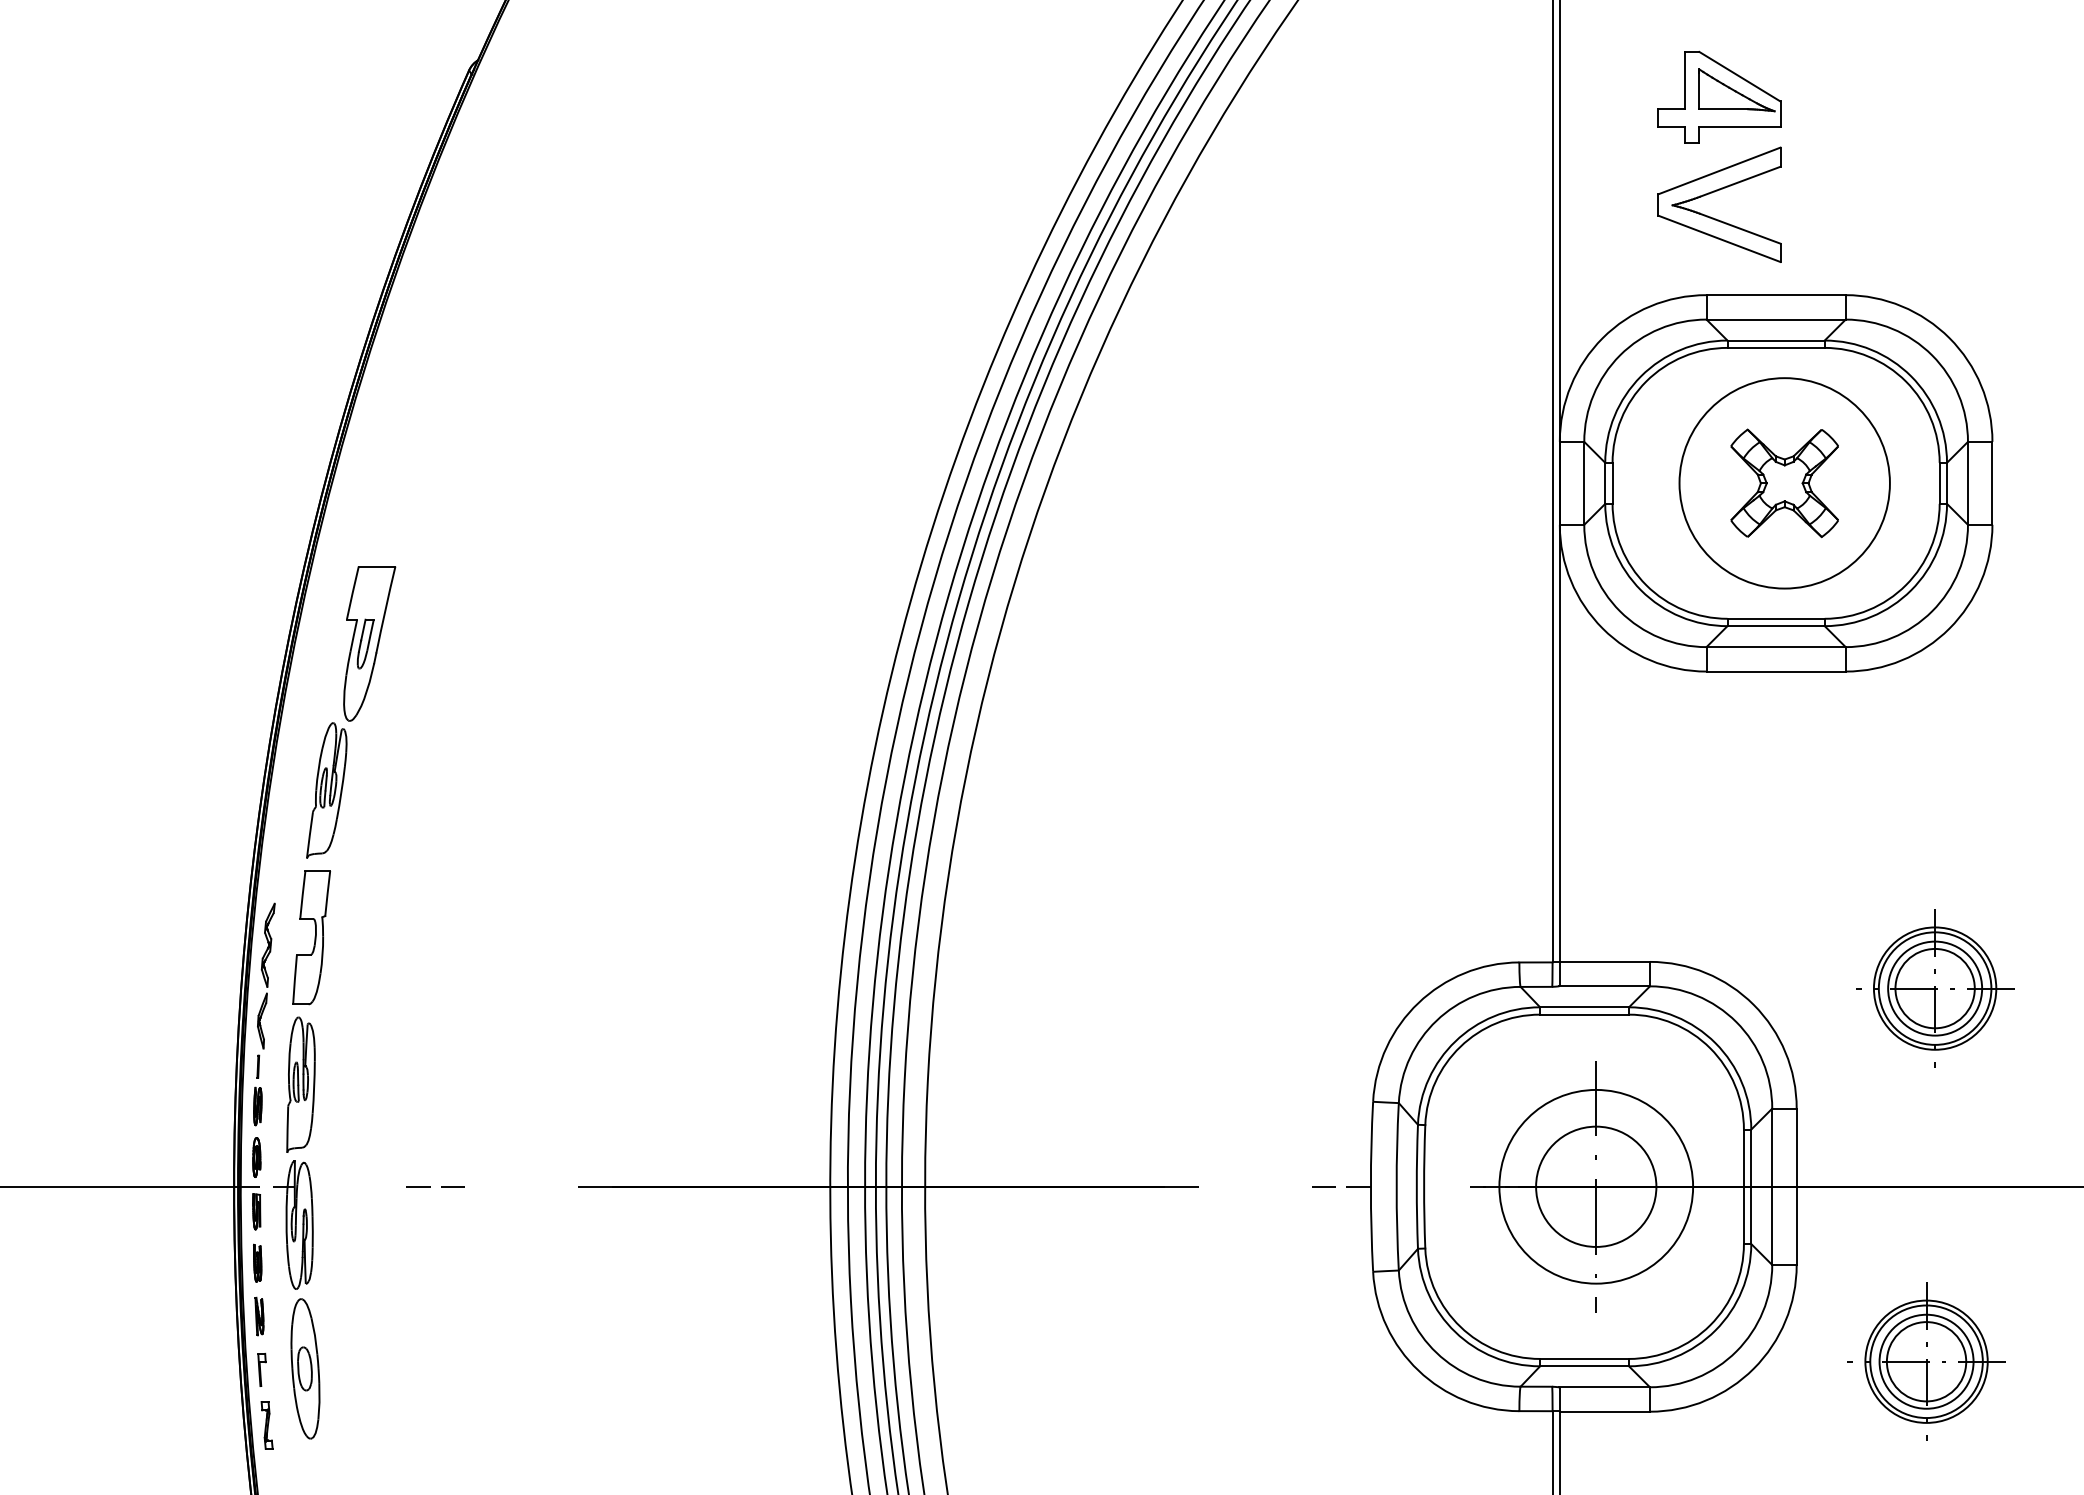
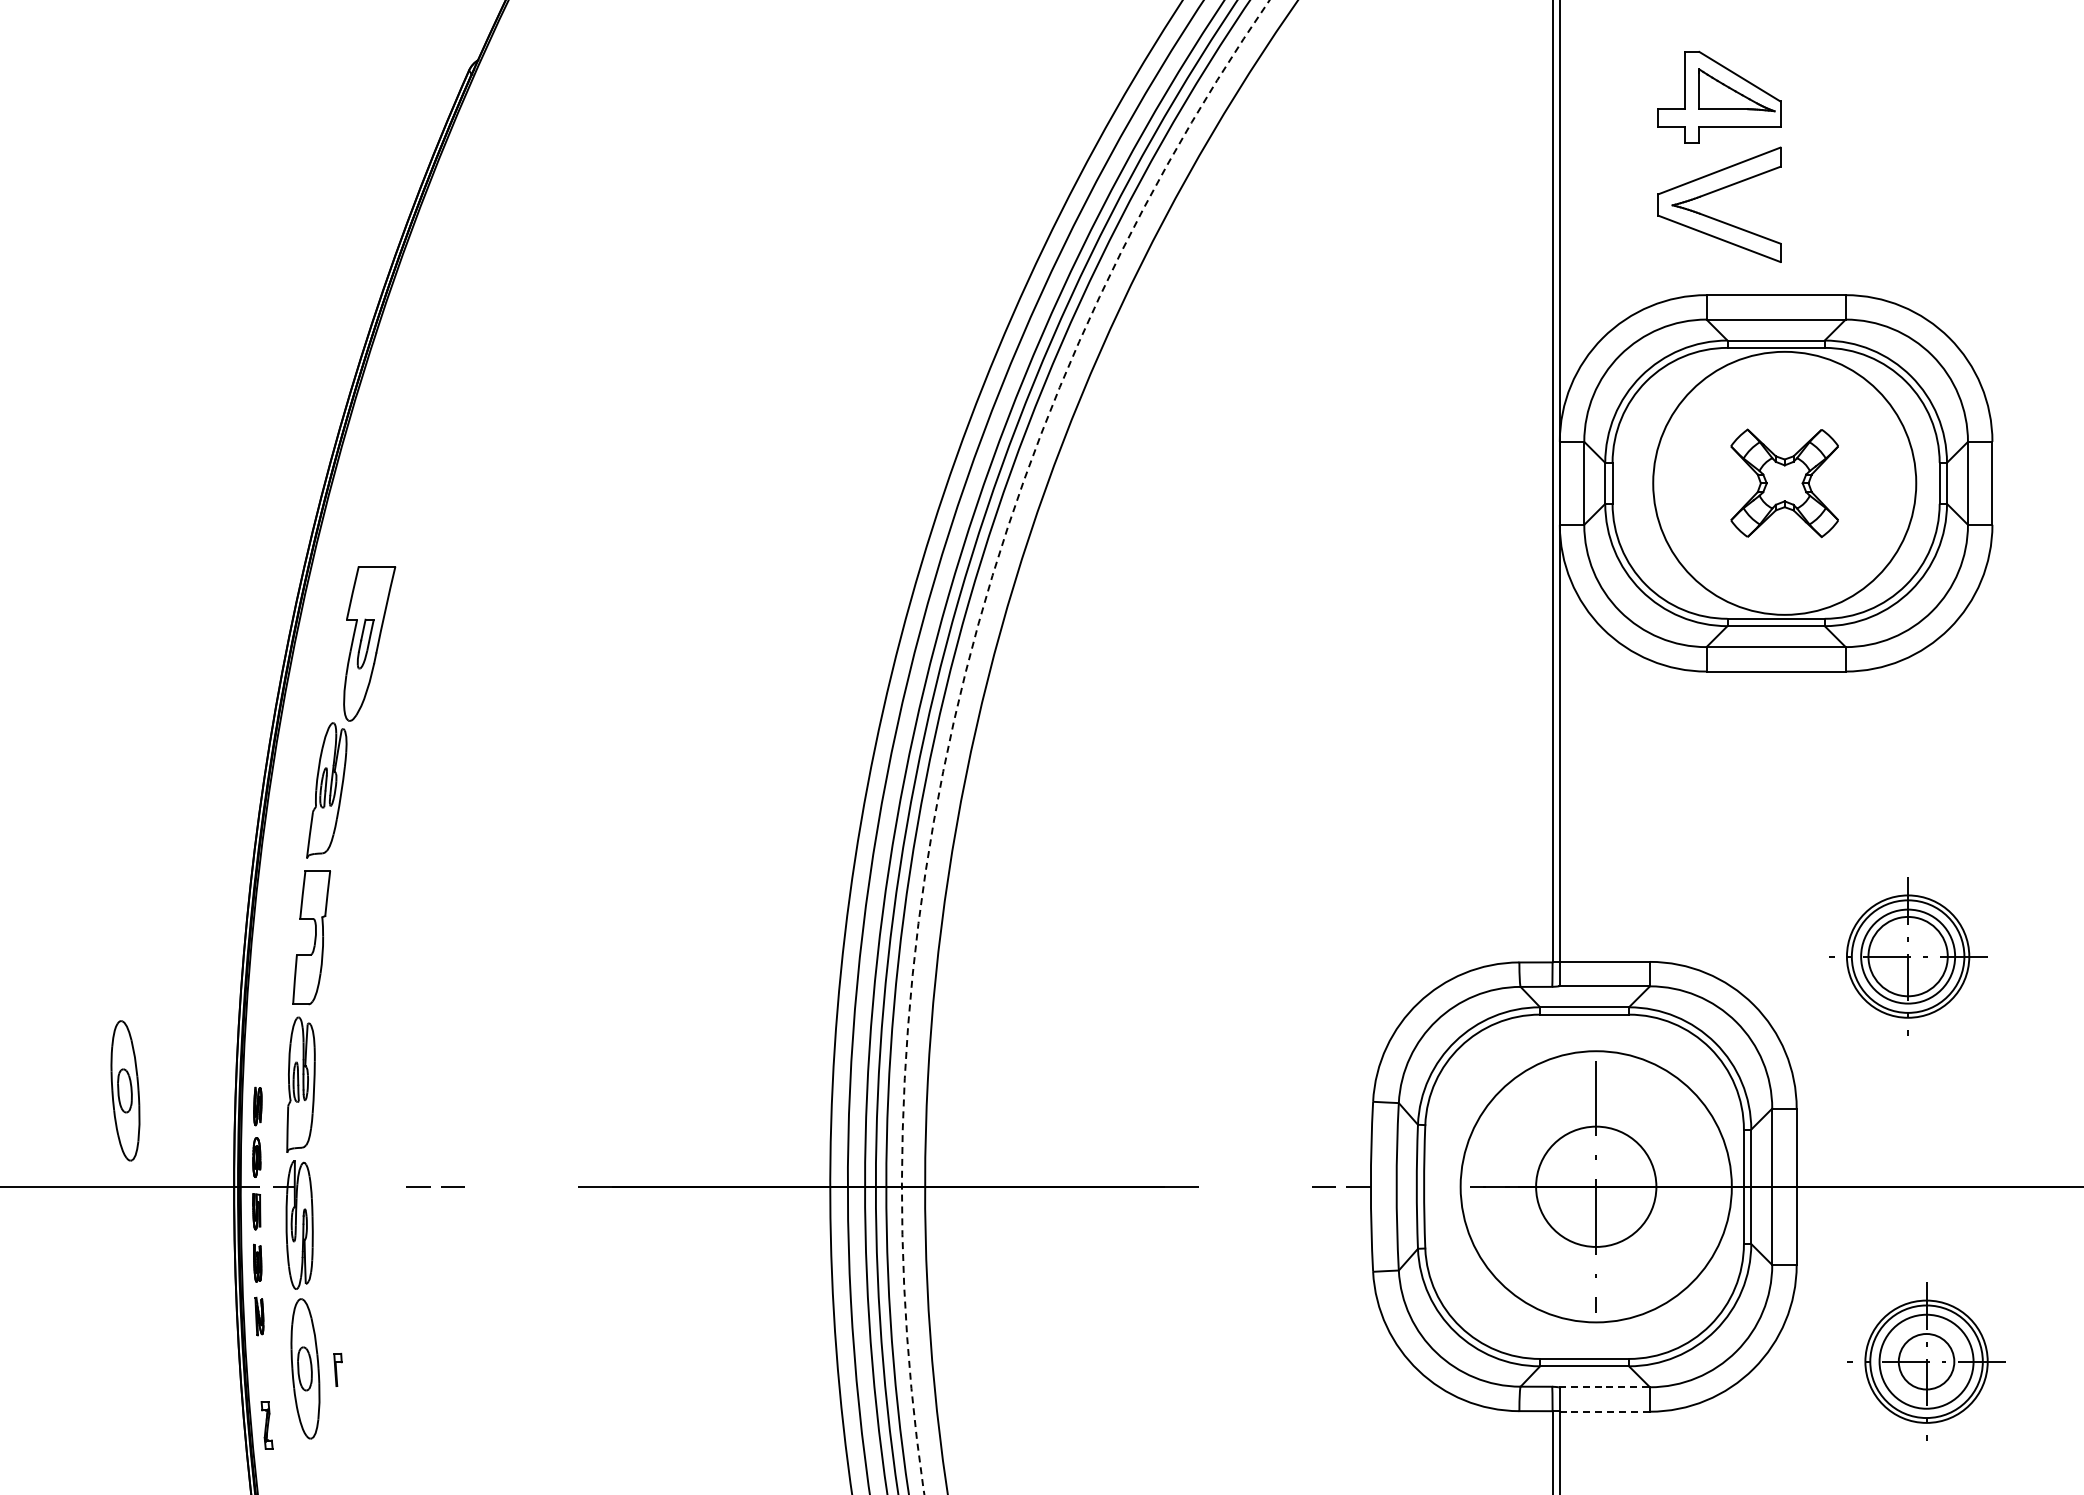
circle diameter: 210 px -> 263 px (1784, 482)
arc: solid -> dashed (955, 714)
part position: (1935, 988) -> (1908, 956) (1908, 956)
part: present -> none (265, 990)
part: none -> present (125, 1090)
circle diameter: 194 px -> 271 px (1595, 1186)
circle diameter: 79 px -> 56 px (1926, 1361)
part position: (261, 1369) -> (337, 1369) (337, 1369)
line: solid -> dashed (1604, 1387)
line: solid -> dashed (1605, 1411)
